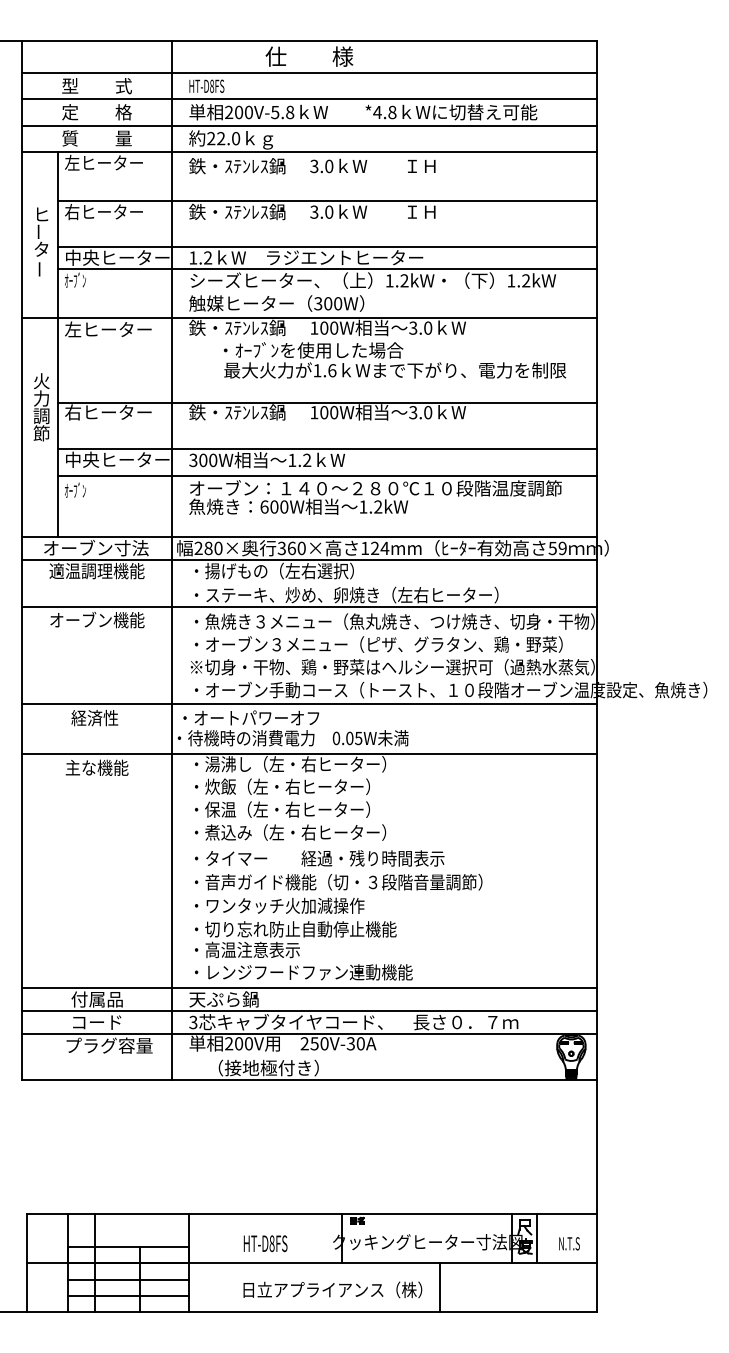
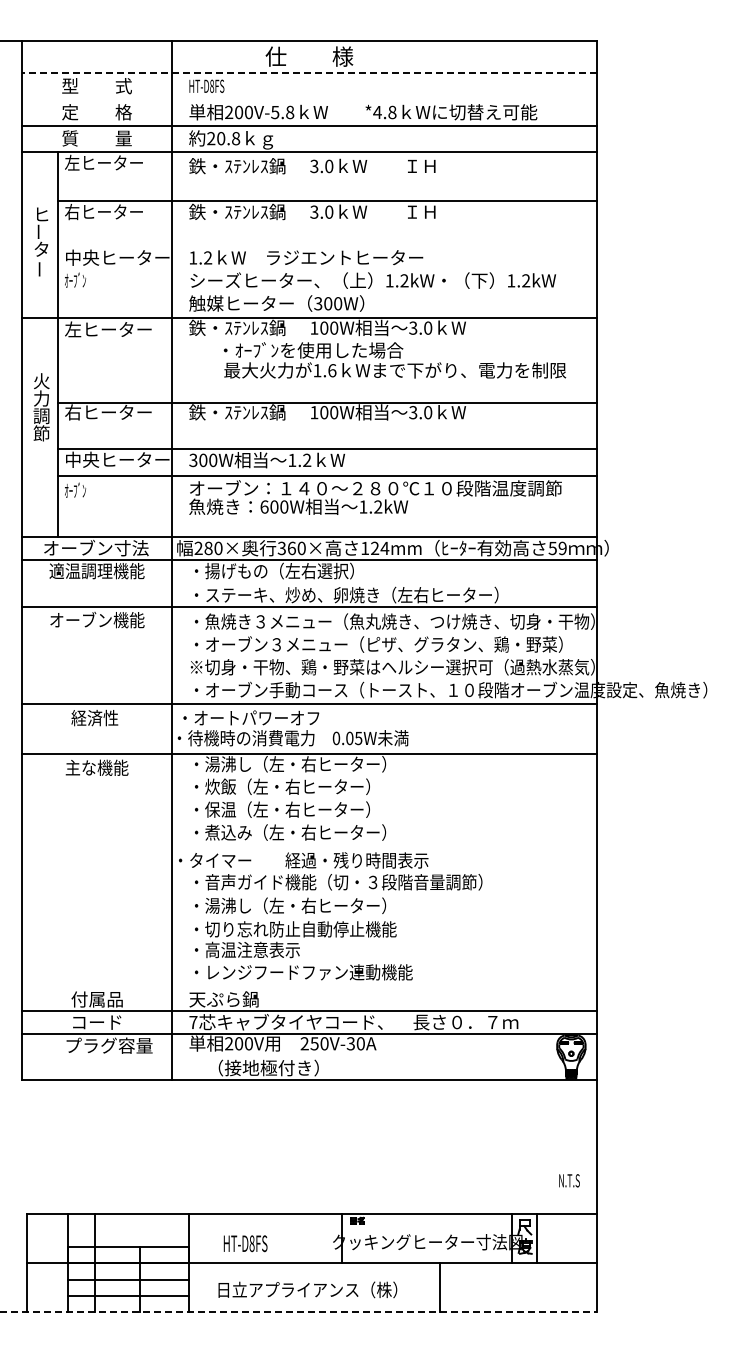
line: solid -> dashed (309, 73)
line: present -> none (309, 99)
text: 22.0 -> 20.8 (228, 138)
line: present -> none (327, 246)
line: present -> none (327, 269)
text position: (319, 858) -> (303, 860) (303, 860)
text: ・ワンタッチ火加減操作 -> ・湯沸し（左・右ヒーター） (295, 905)
line: present -> none (309, 988)
text: 3 -> 7 (193, 1022)
text position: (265, 1243) -> (245, 1243) (245, 1243)
text position: (569, 1243) -> (569, 1180) (569, 1180)
text position: (332, 1289) -> (307, 1289) (307, 1289)
line: solid -> dashed (299, 1312)
